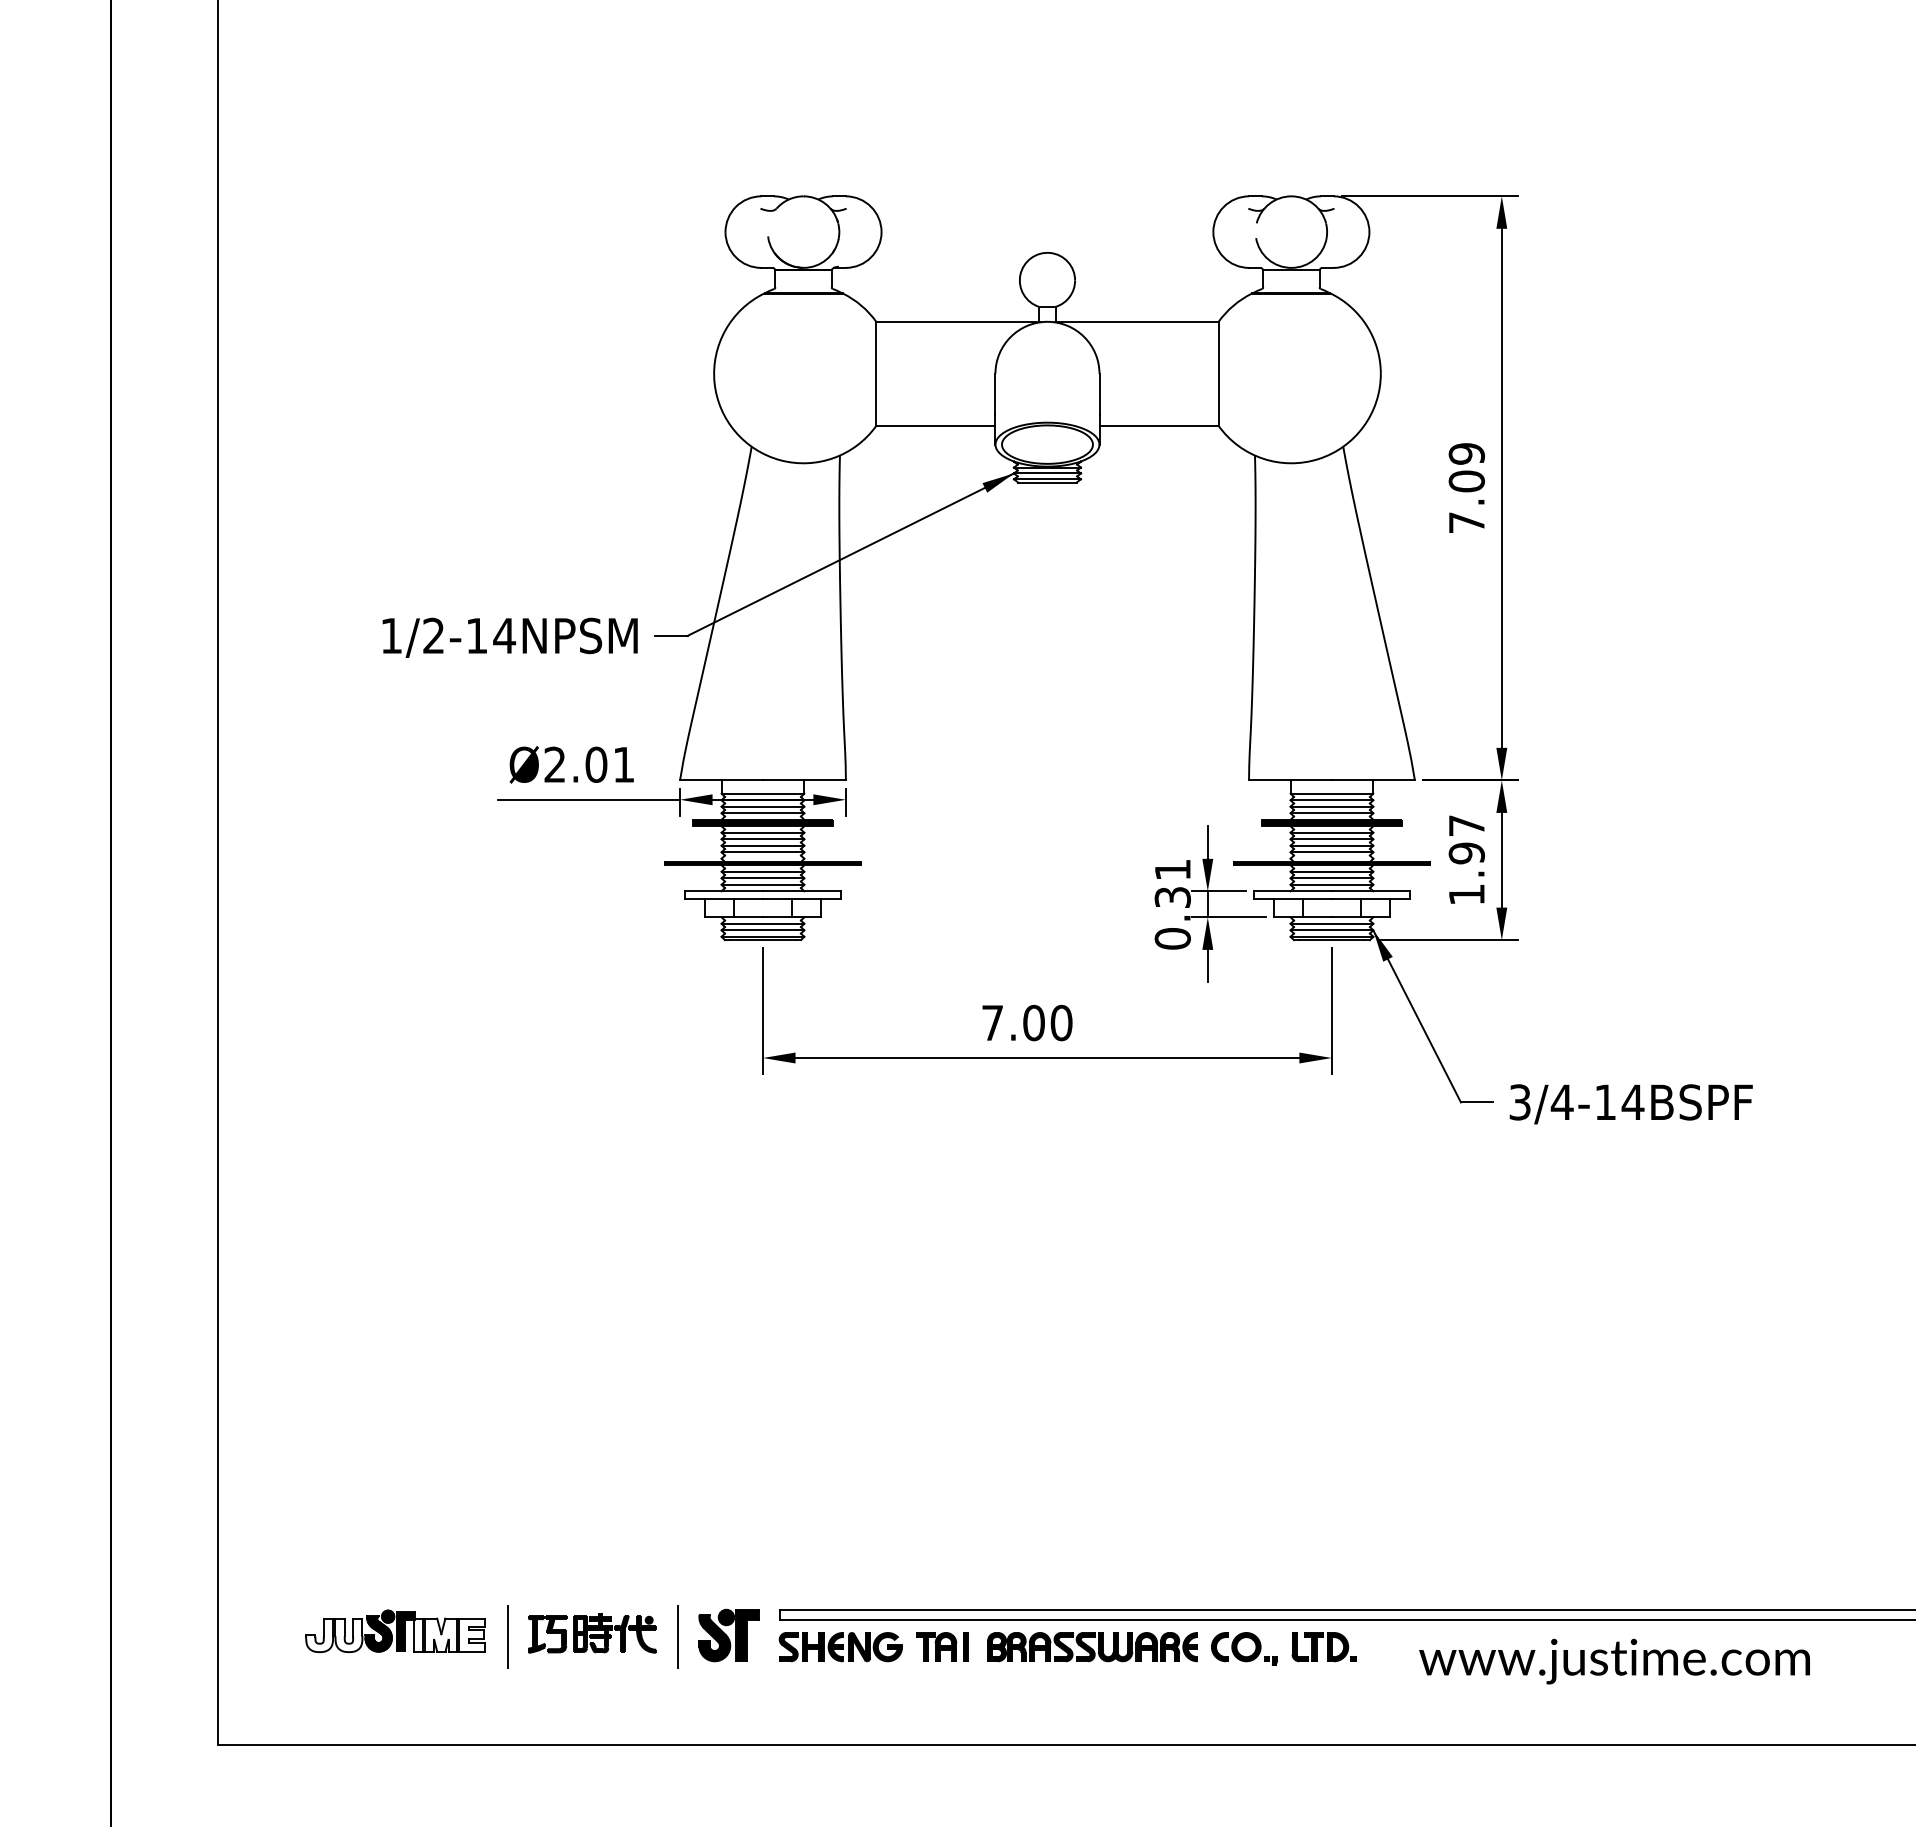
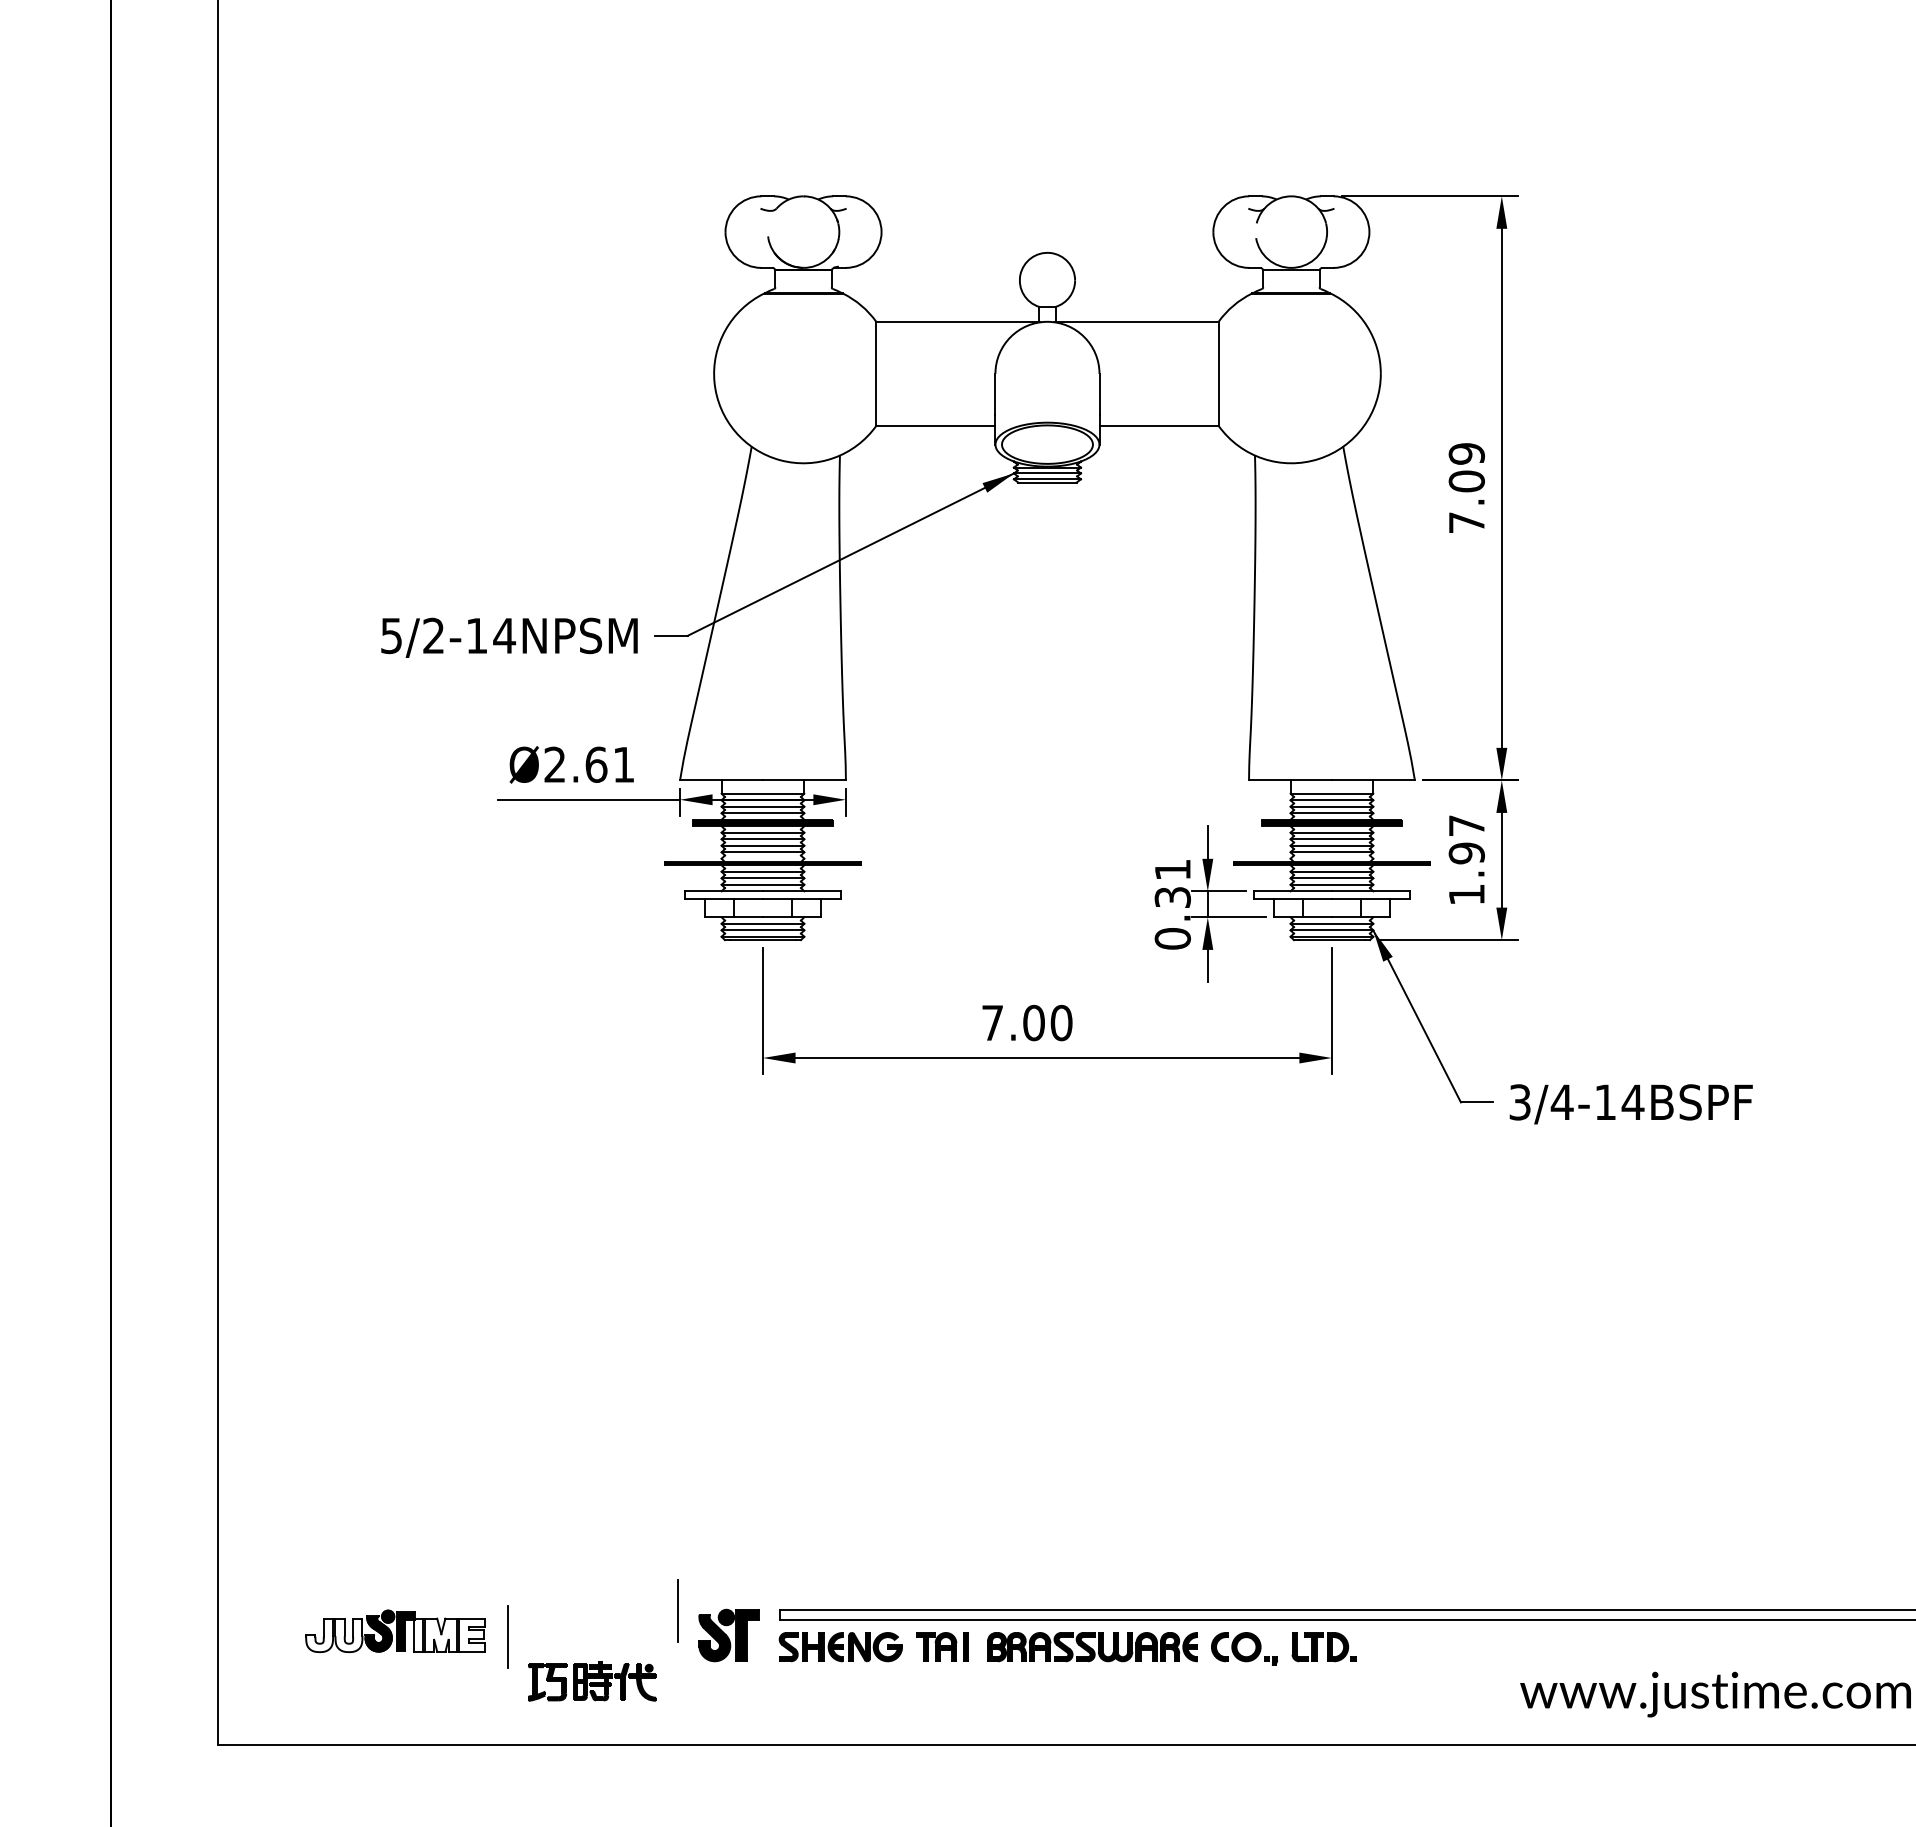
text: 1/2-14NPSM -> 5/2-14NPSM (391, 636)
text: Ø2.01 -> Ø2.61 (596, 764)
part position: (592, 1633) -> (592, 1681) (592, 1681)
line position: (677, 1636) -> (677, 1610) (677, 1610)
text position: (1614, 1661) -> (1715, 1694) (1715, 1694)
